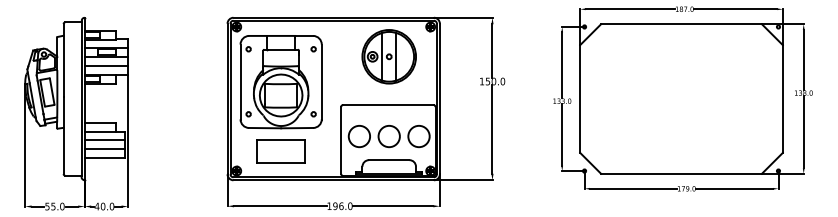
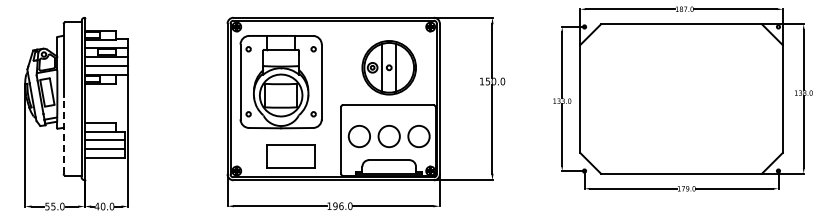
part position: (388, 56) -> (388, 67) (388, 67)
line: solid -> dashed (63, 135)
part position: (280, 151) -> (290, 156) (290, 156)
